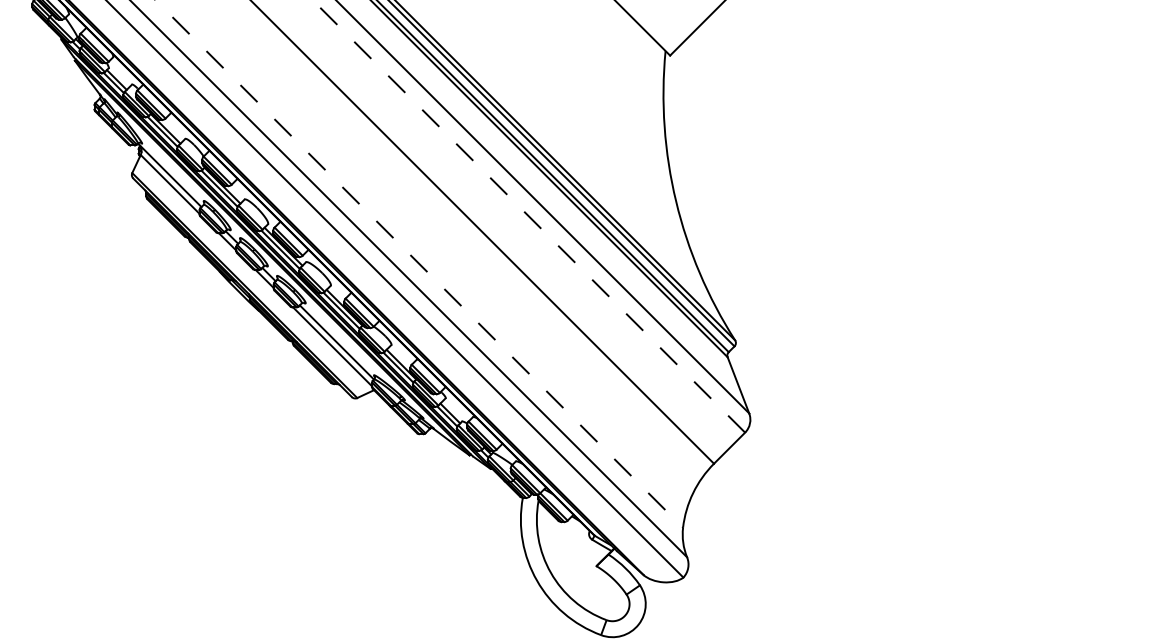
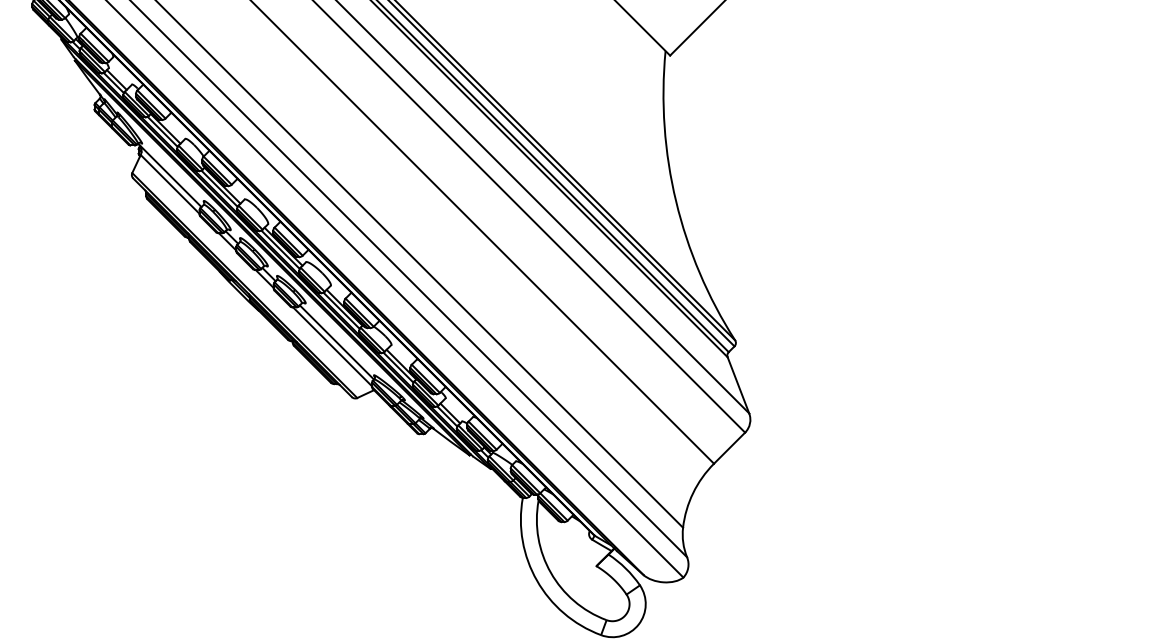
line: dashed -> solid (528, 216)
line: dashed -> solid (419, 264)
